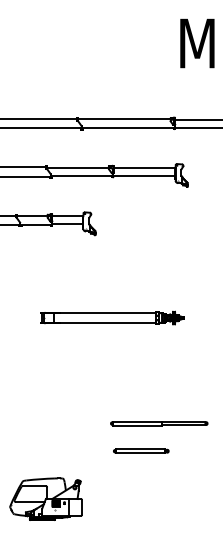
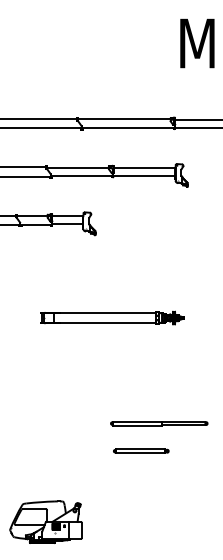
part position: (45, 498) -> (45, 521) (45, 521)
